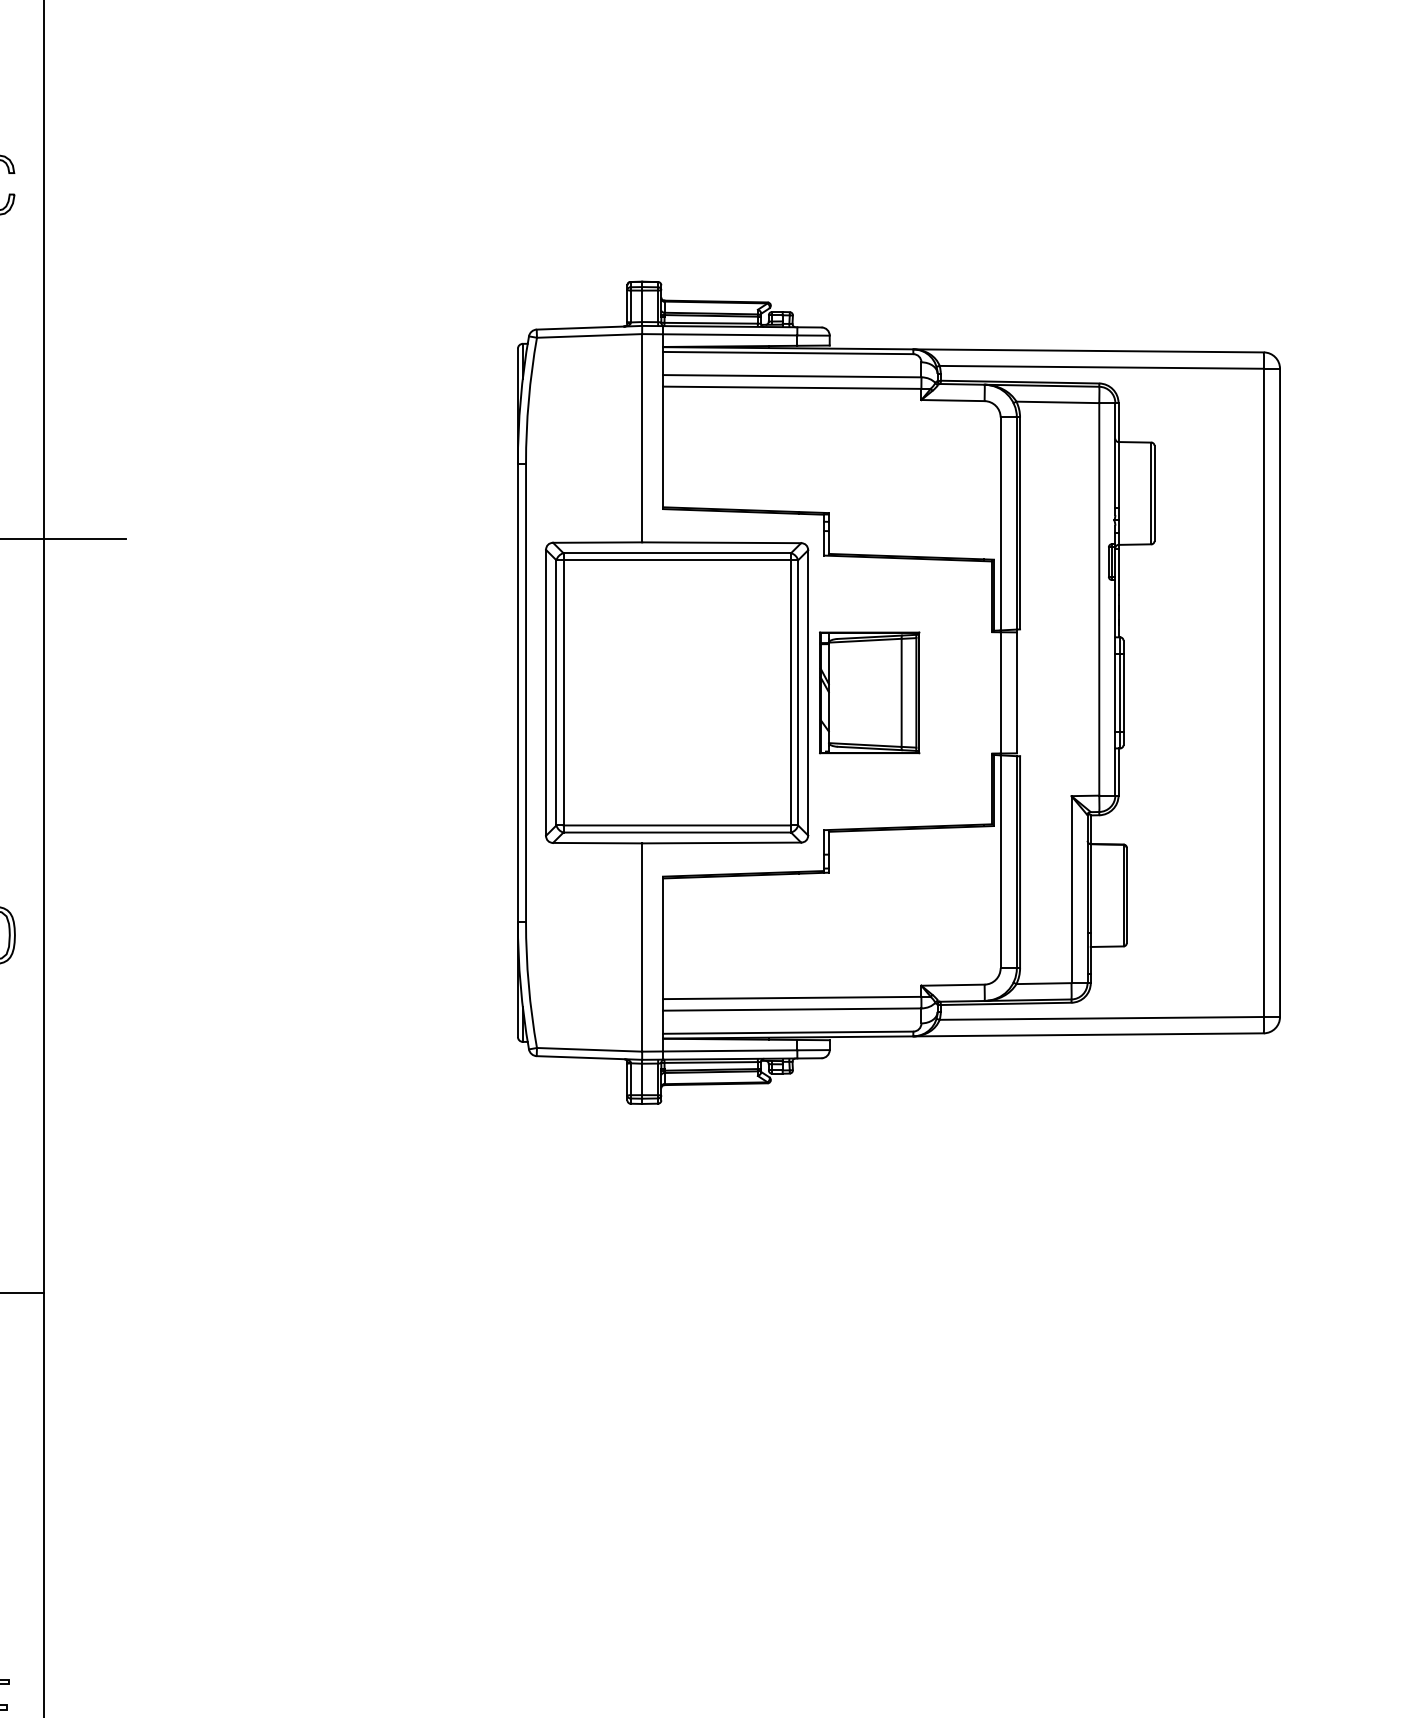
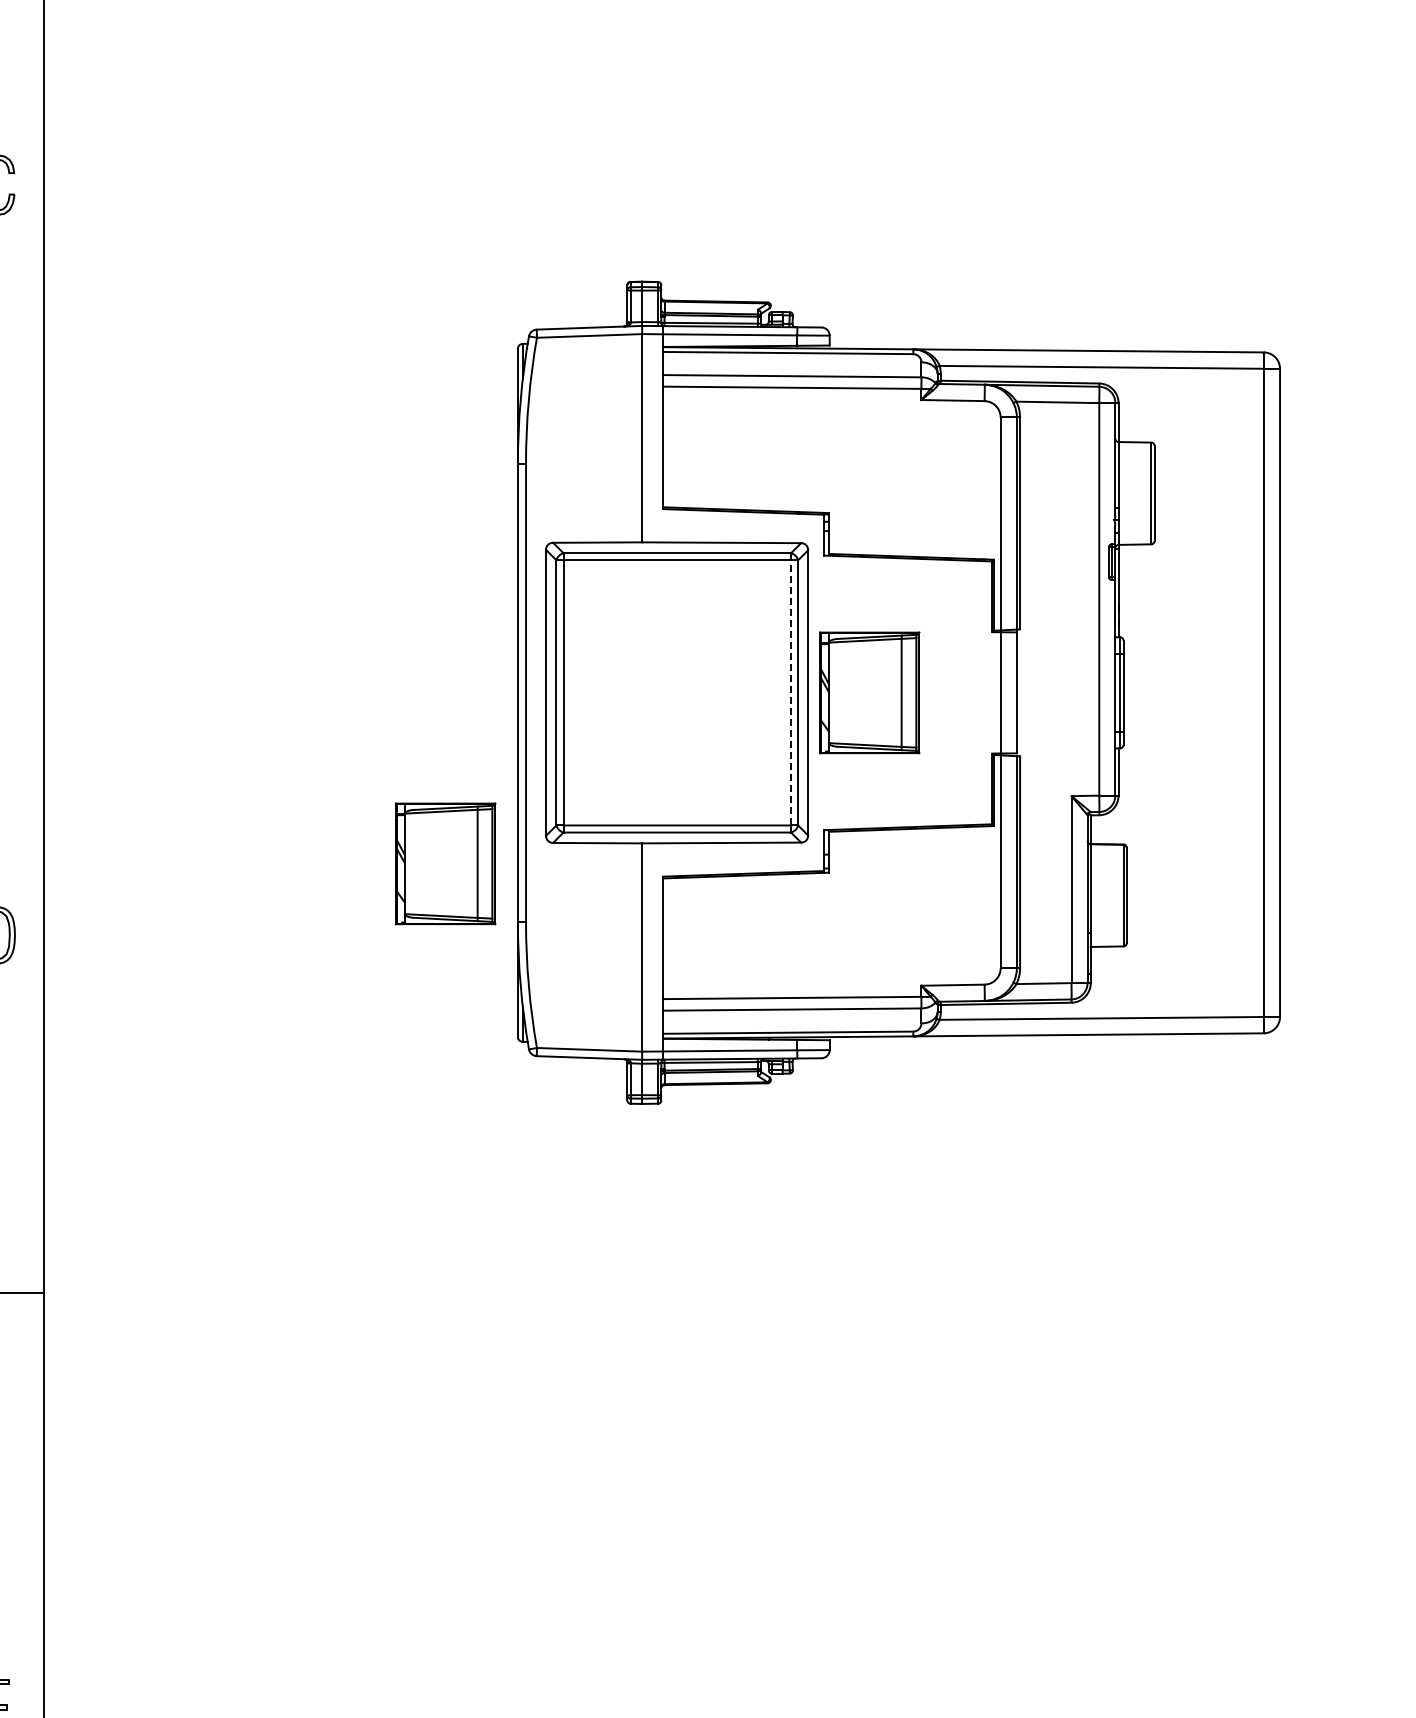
line: present -> none (63, 538)
line: solid -> dashed (791, 692)
part: none -> present (445, 863)
